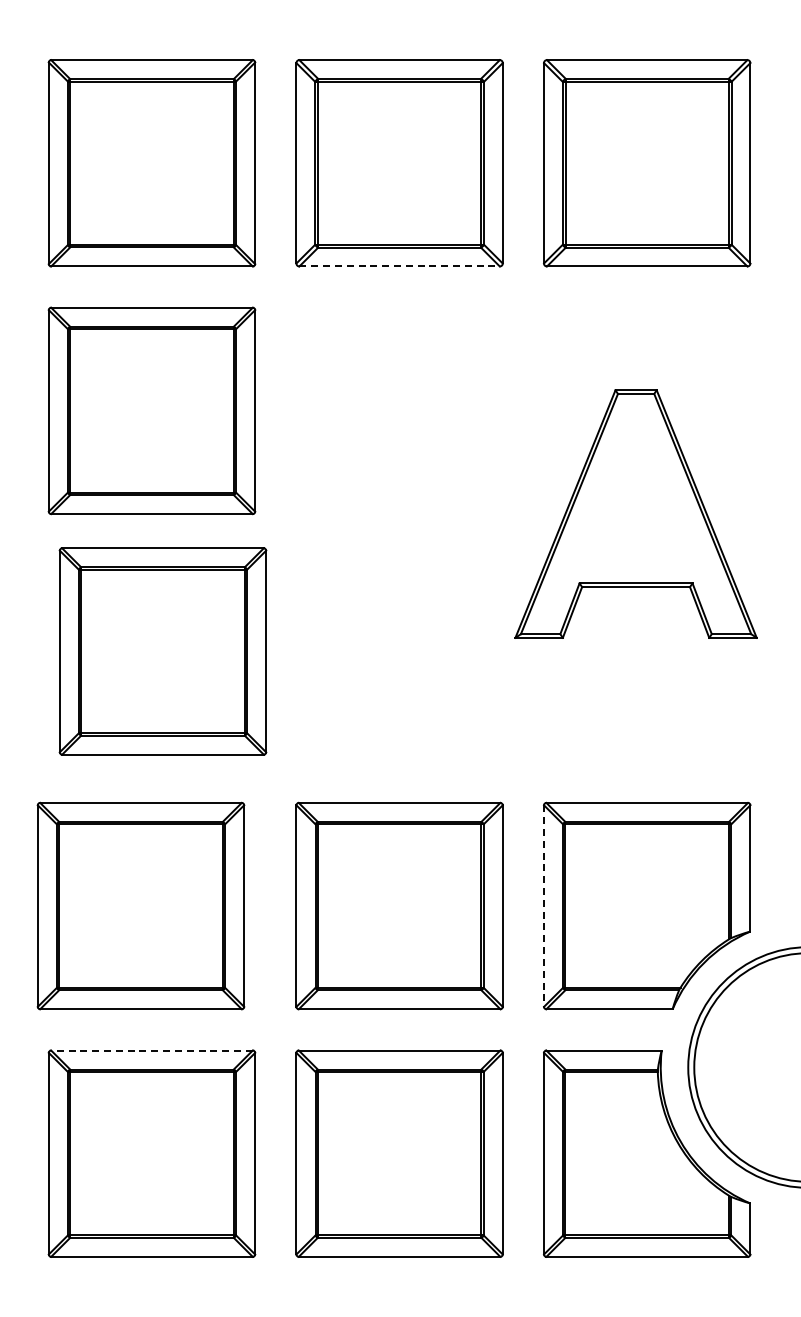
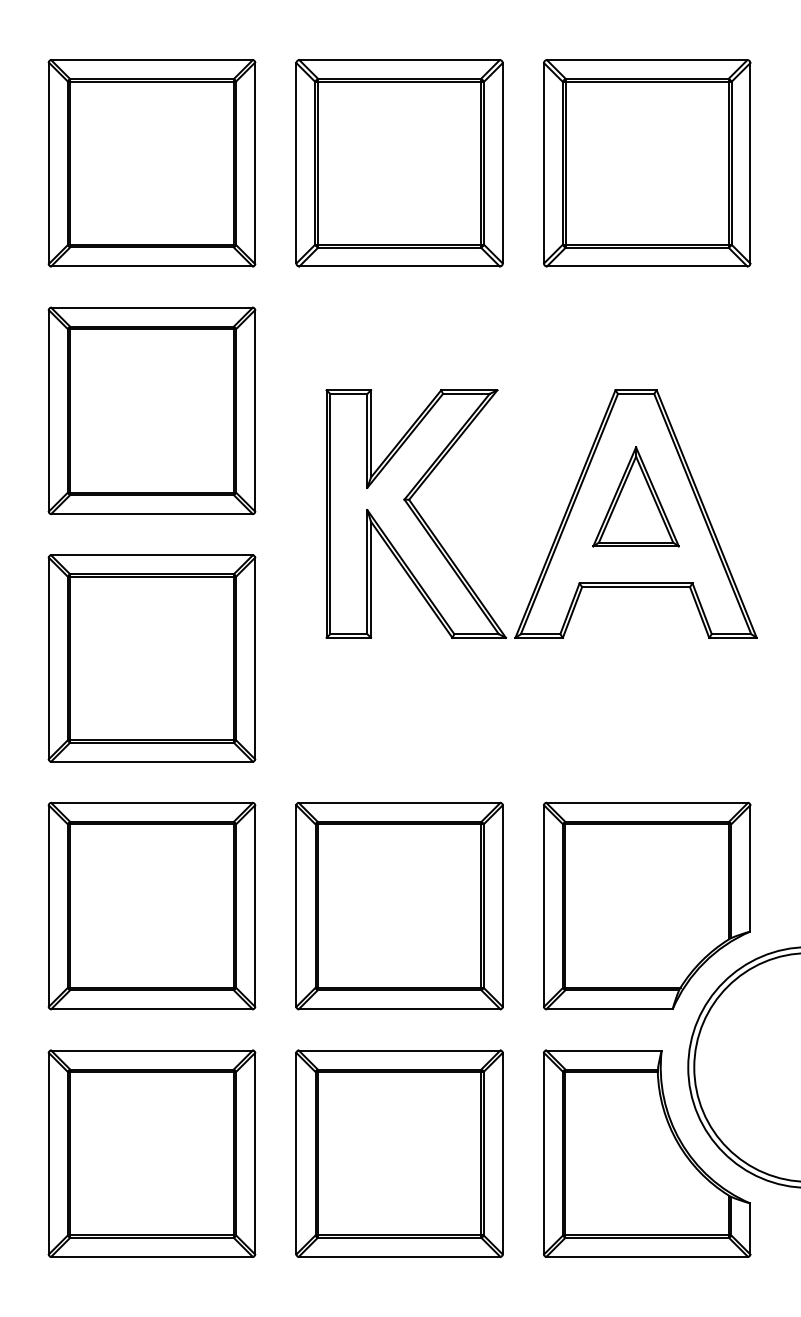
line: dashed -> solid (400, 266)
part: none -> present (635, 496)
part: none -> present (415, 513)
part position: (162, 651) -> (151, 658) (151, 658)
part position: (140, 905) -> (151, 905) (151, 905)
line: dashed -> solid (544, 906)
line: dashed -> solid (152, 1050)
